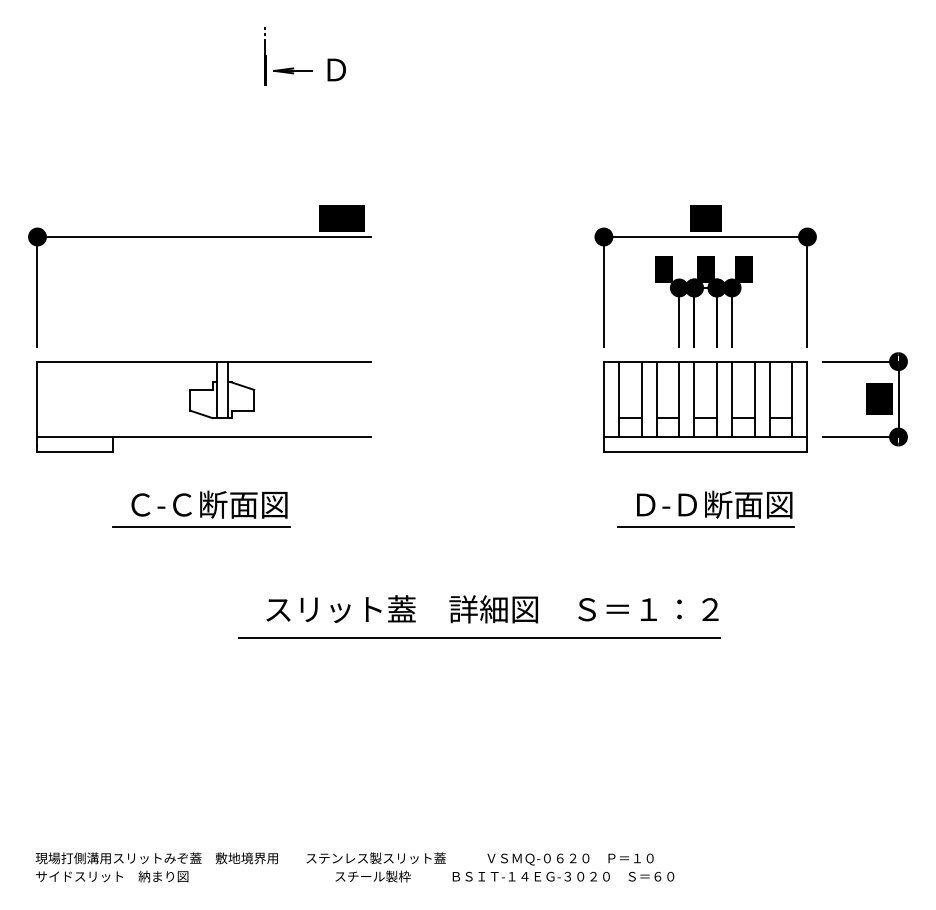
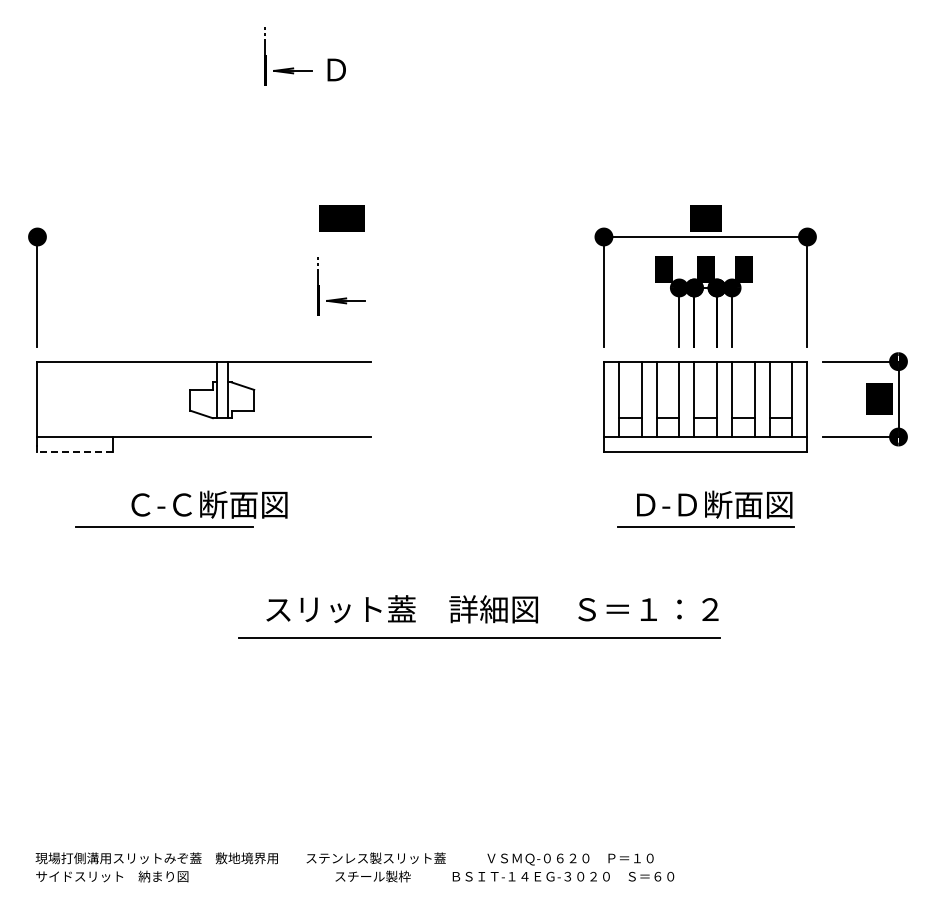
line: present -> none (203, 237)
part: none -> present (343, 297)
line: solid -> dashed (75, 452)
line position: (201, 526) -> (164, 526) (164, 526)
